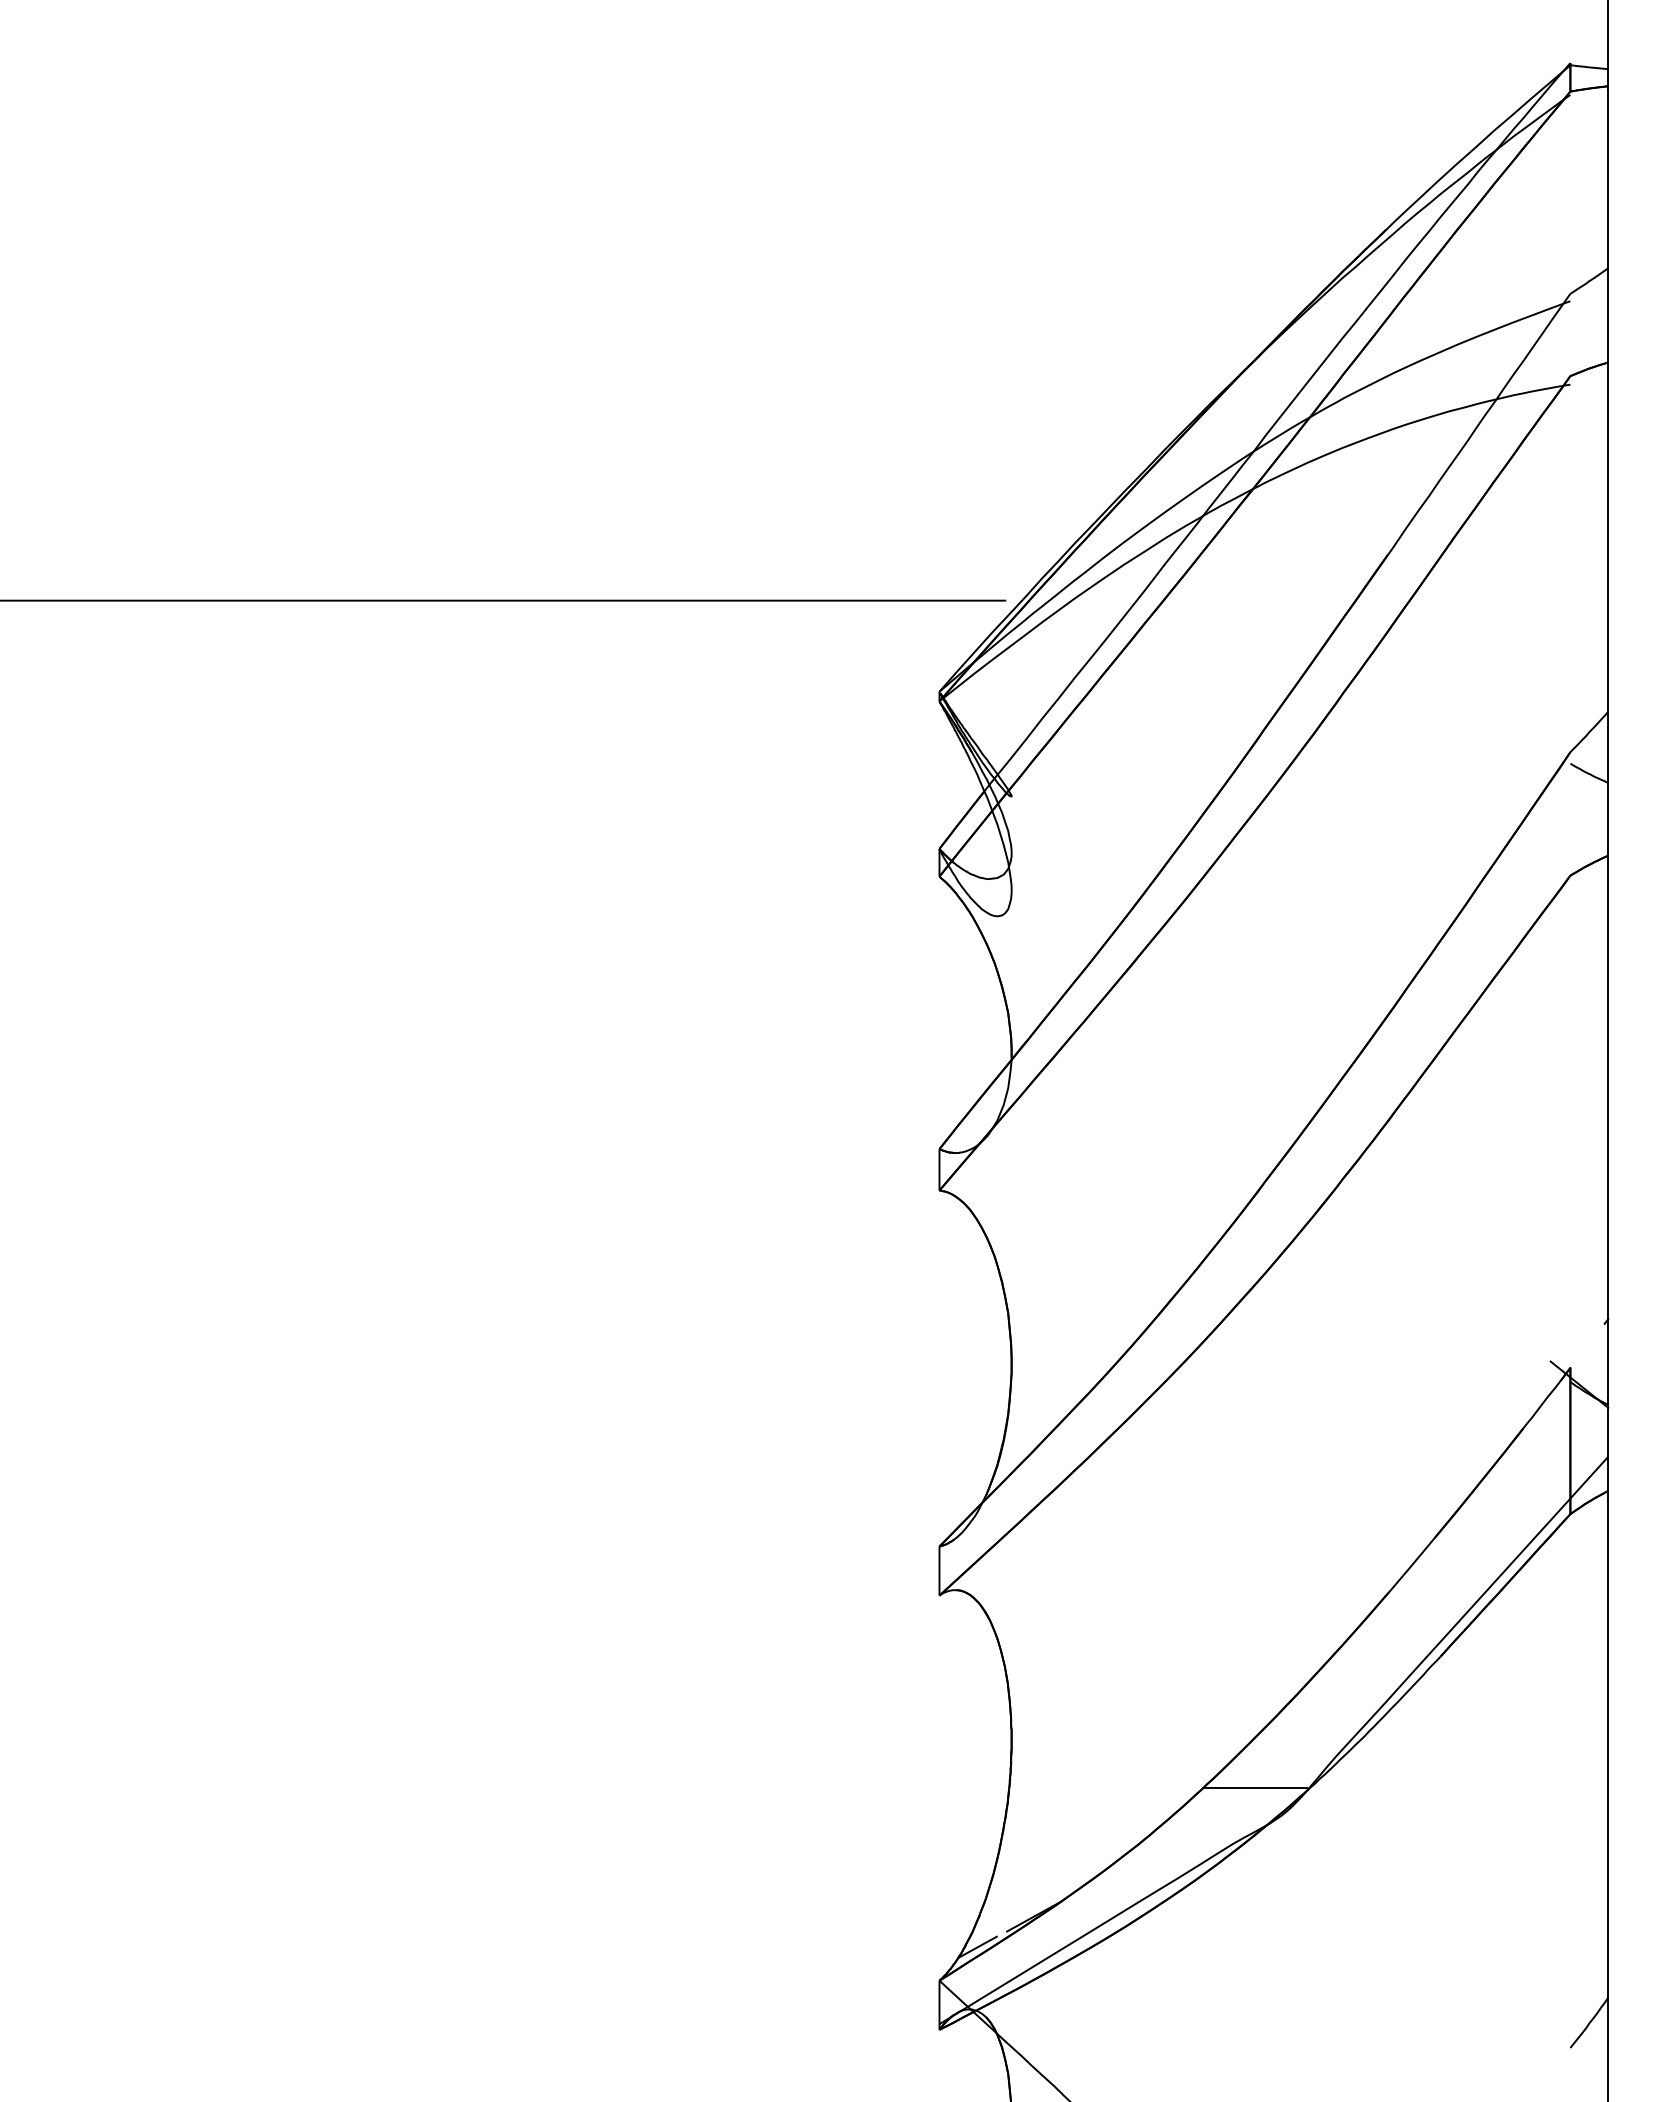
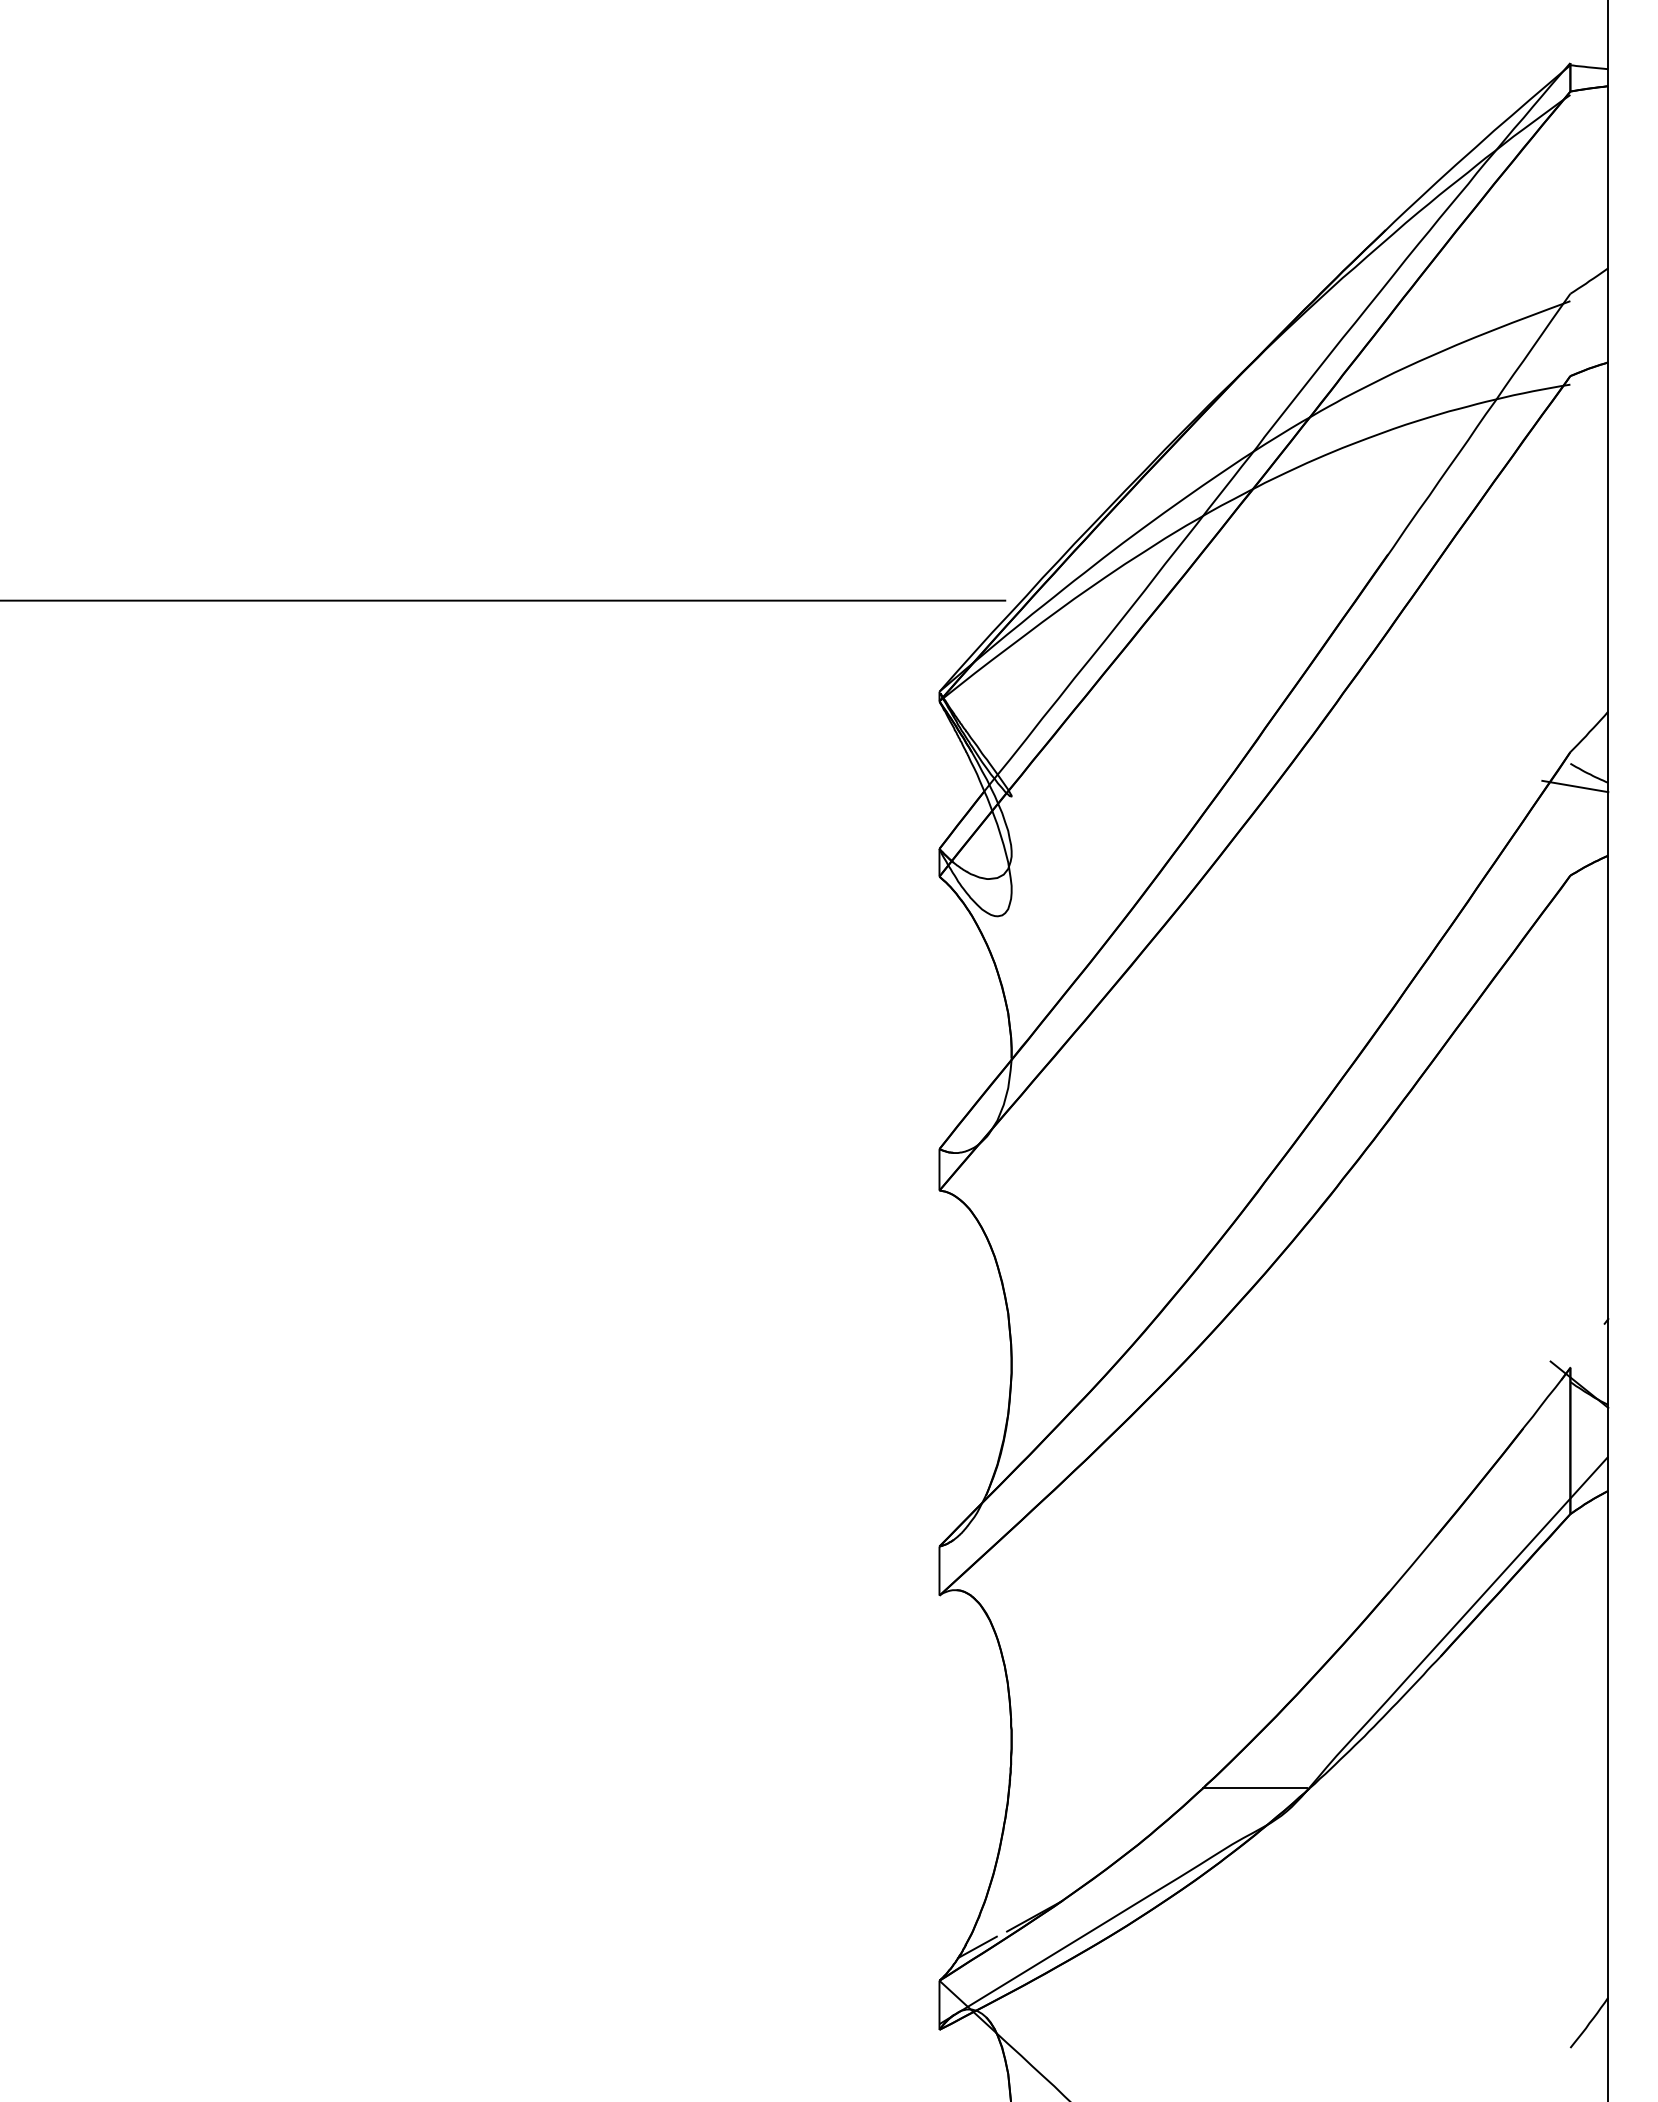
line: none -> present (1575, 786)
